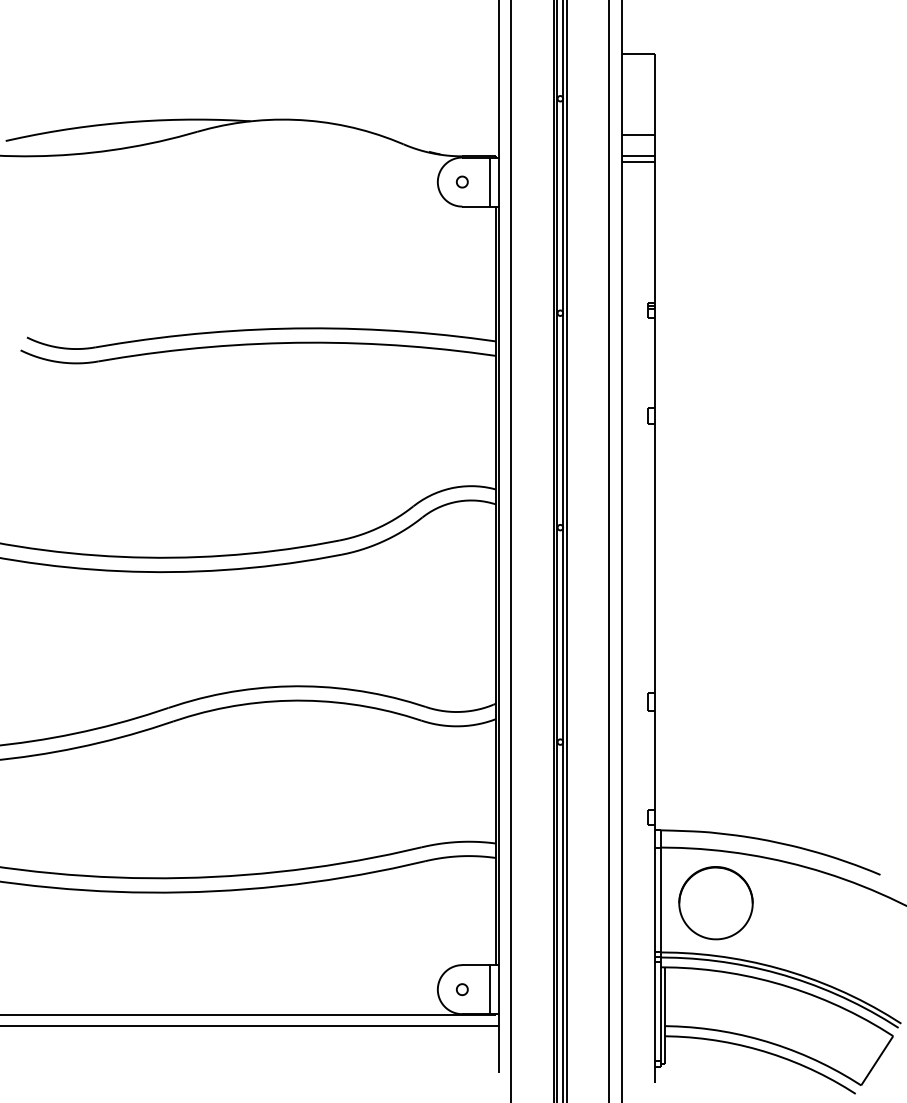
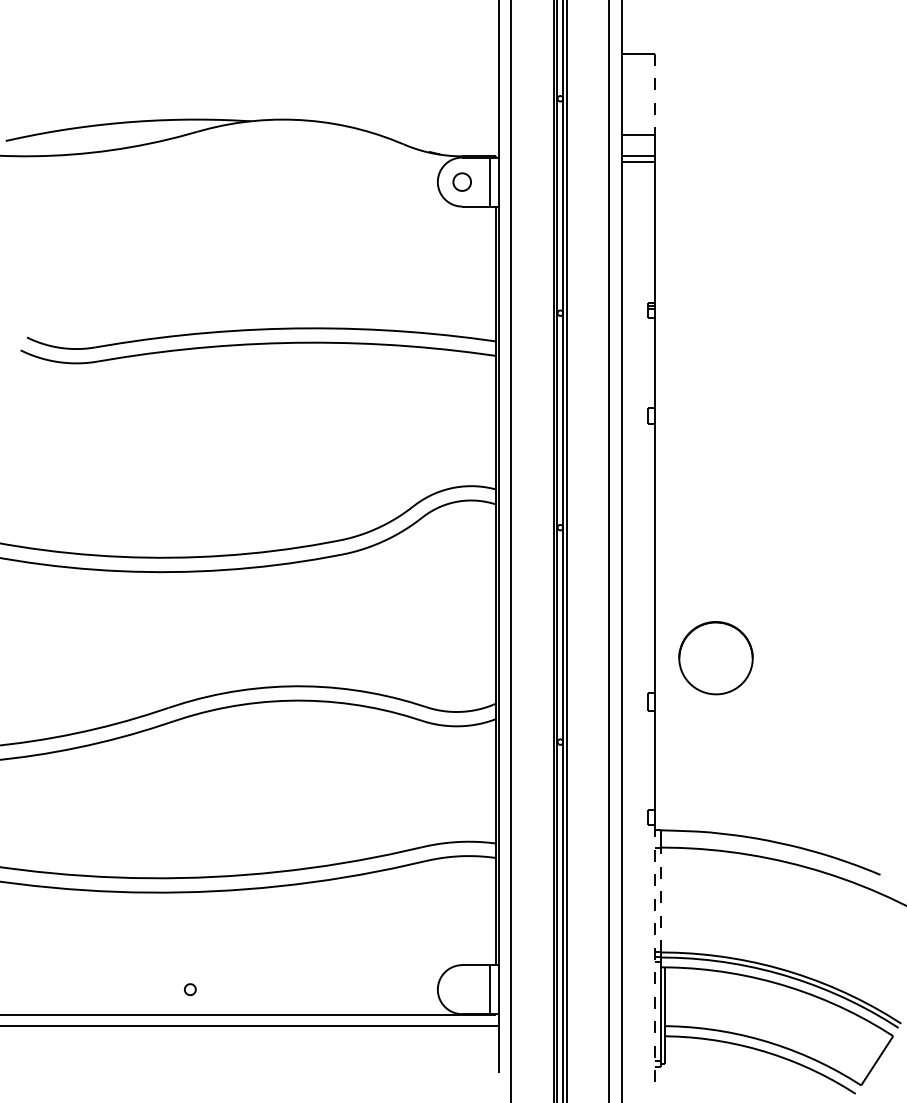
line: solid -> dashed (654, 94)
part size: 13x14 px -> 20x20 px (461, 181)
line: solid -> dashed (660, 899)
part position: (715, 903) -> (715, 658) (715, 658)
line: solid -> dashed (654, 953)
part position: (461, 989) -> (189, 989) (189, 989)
